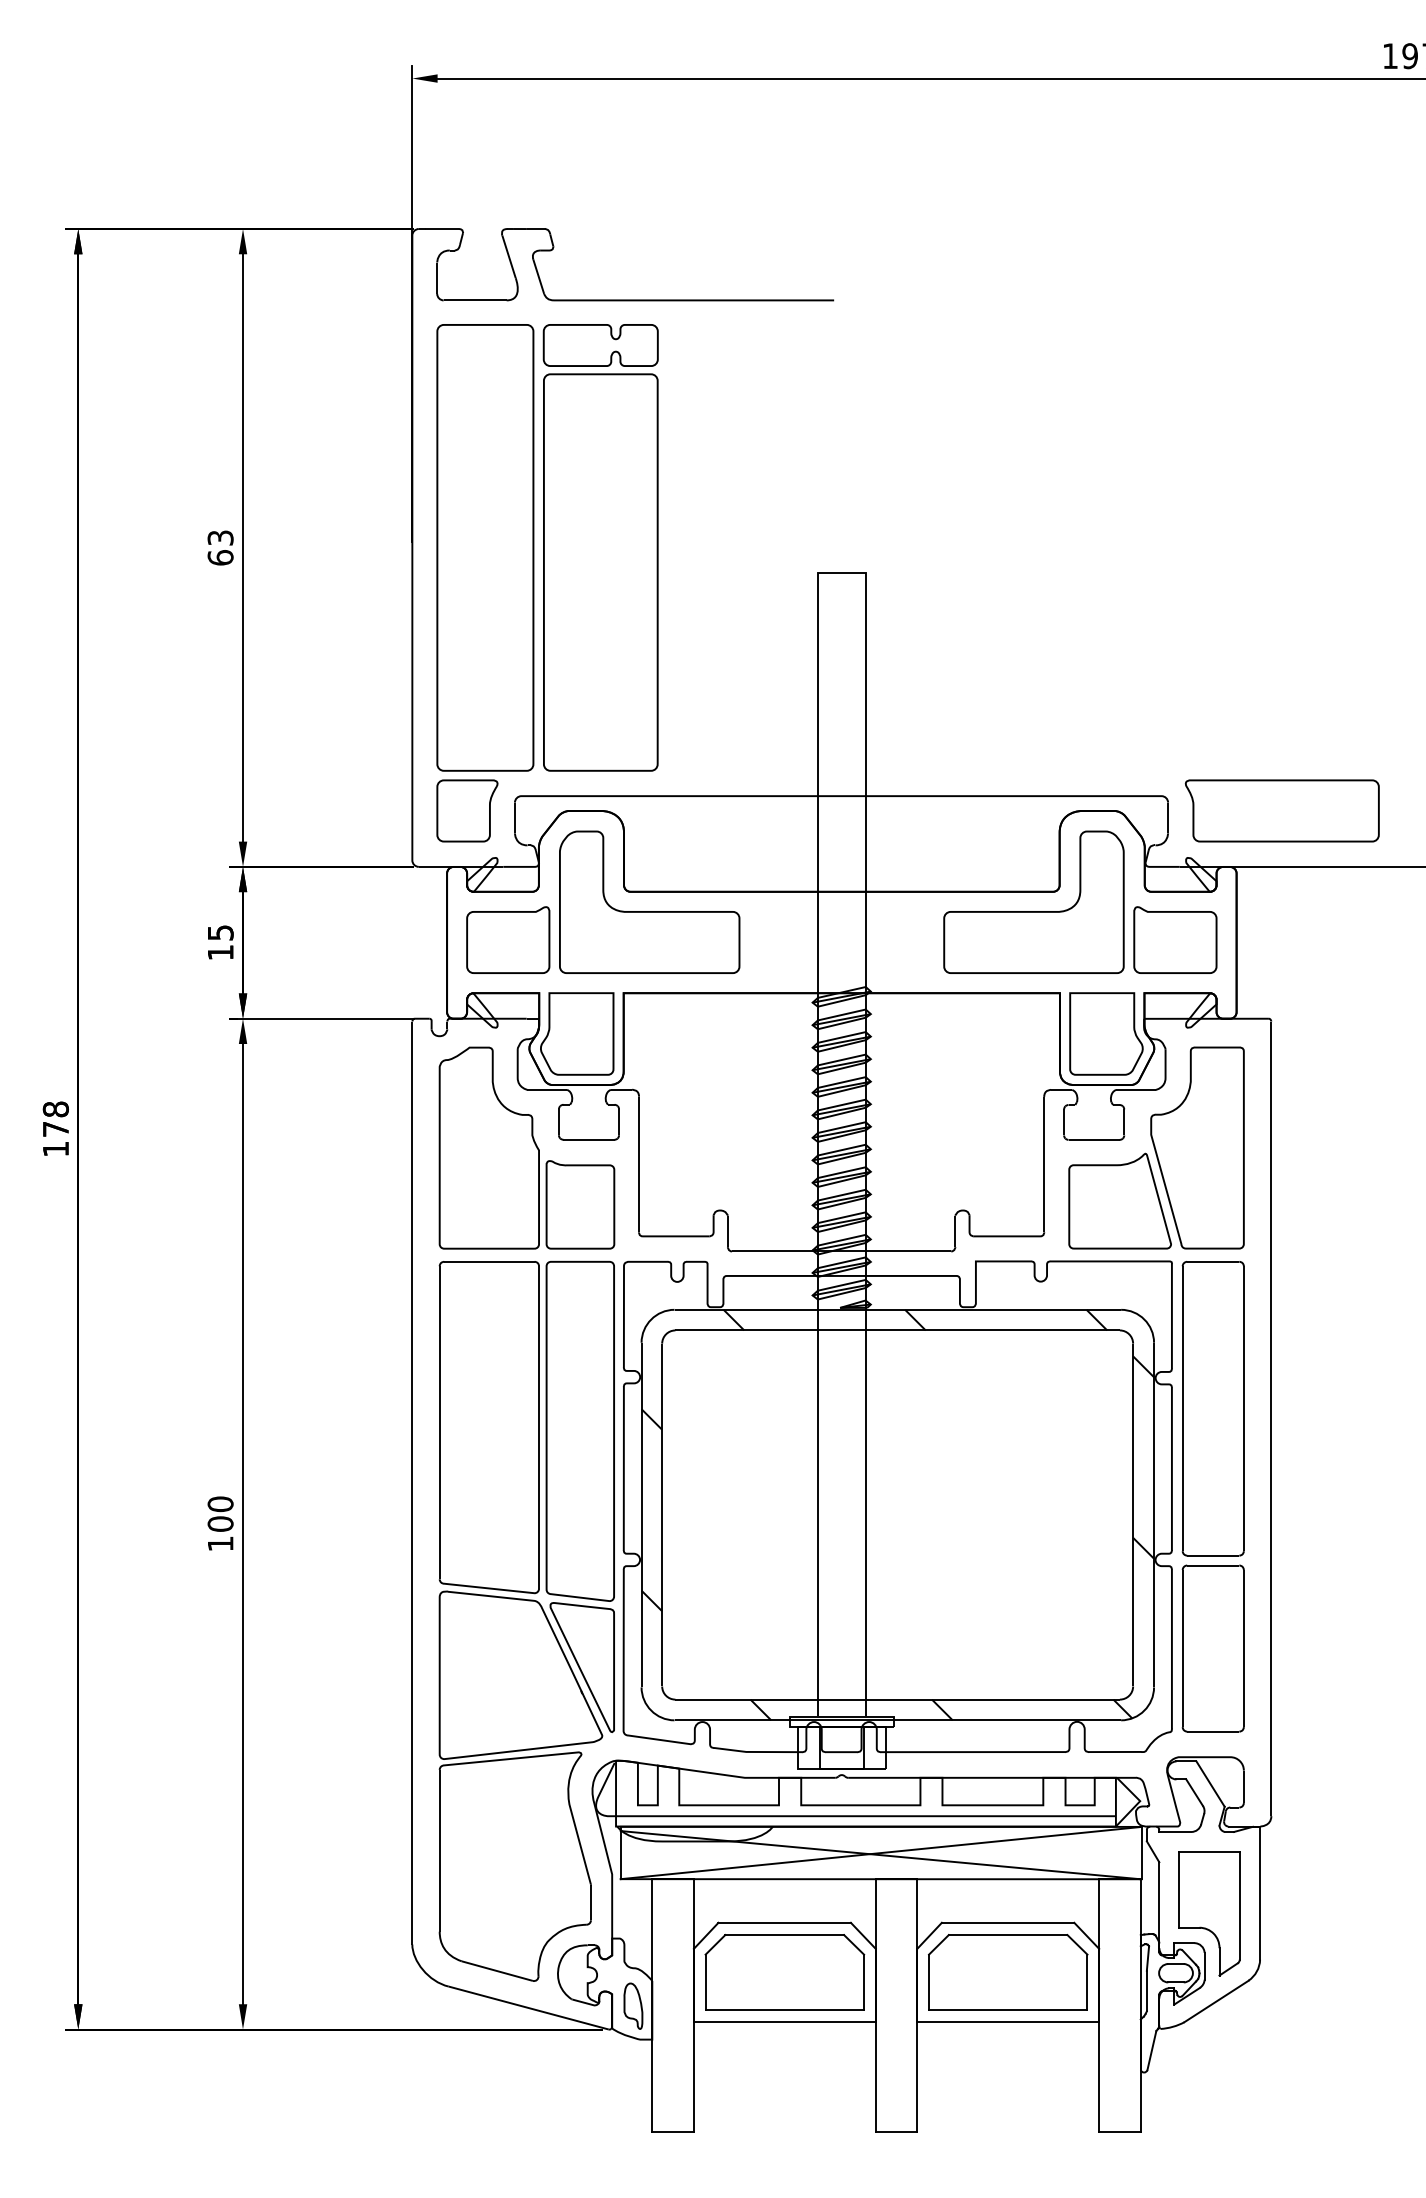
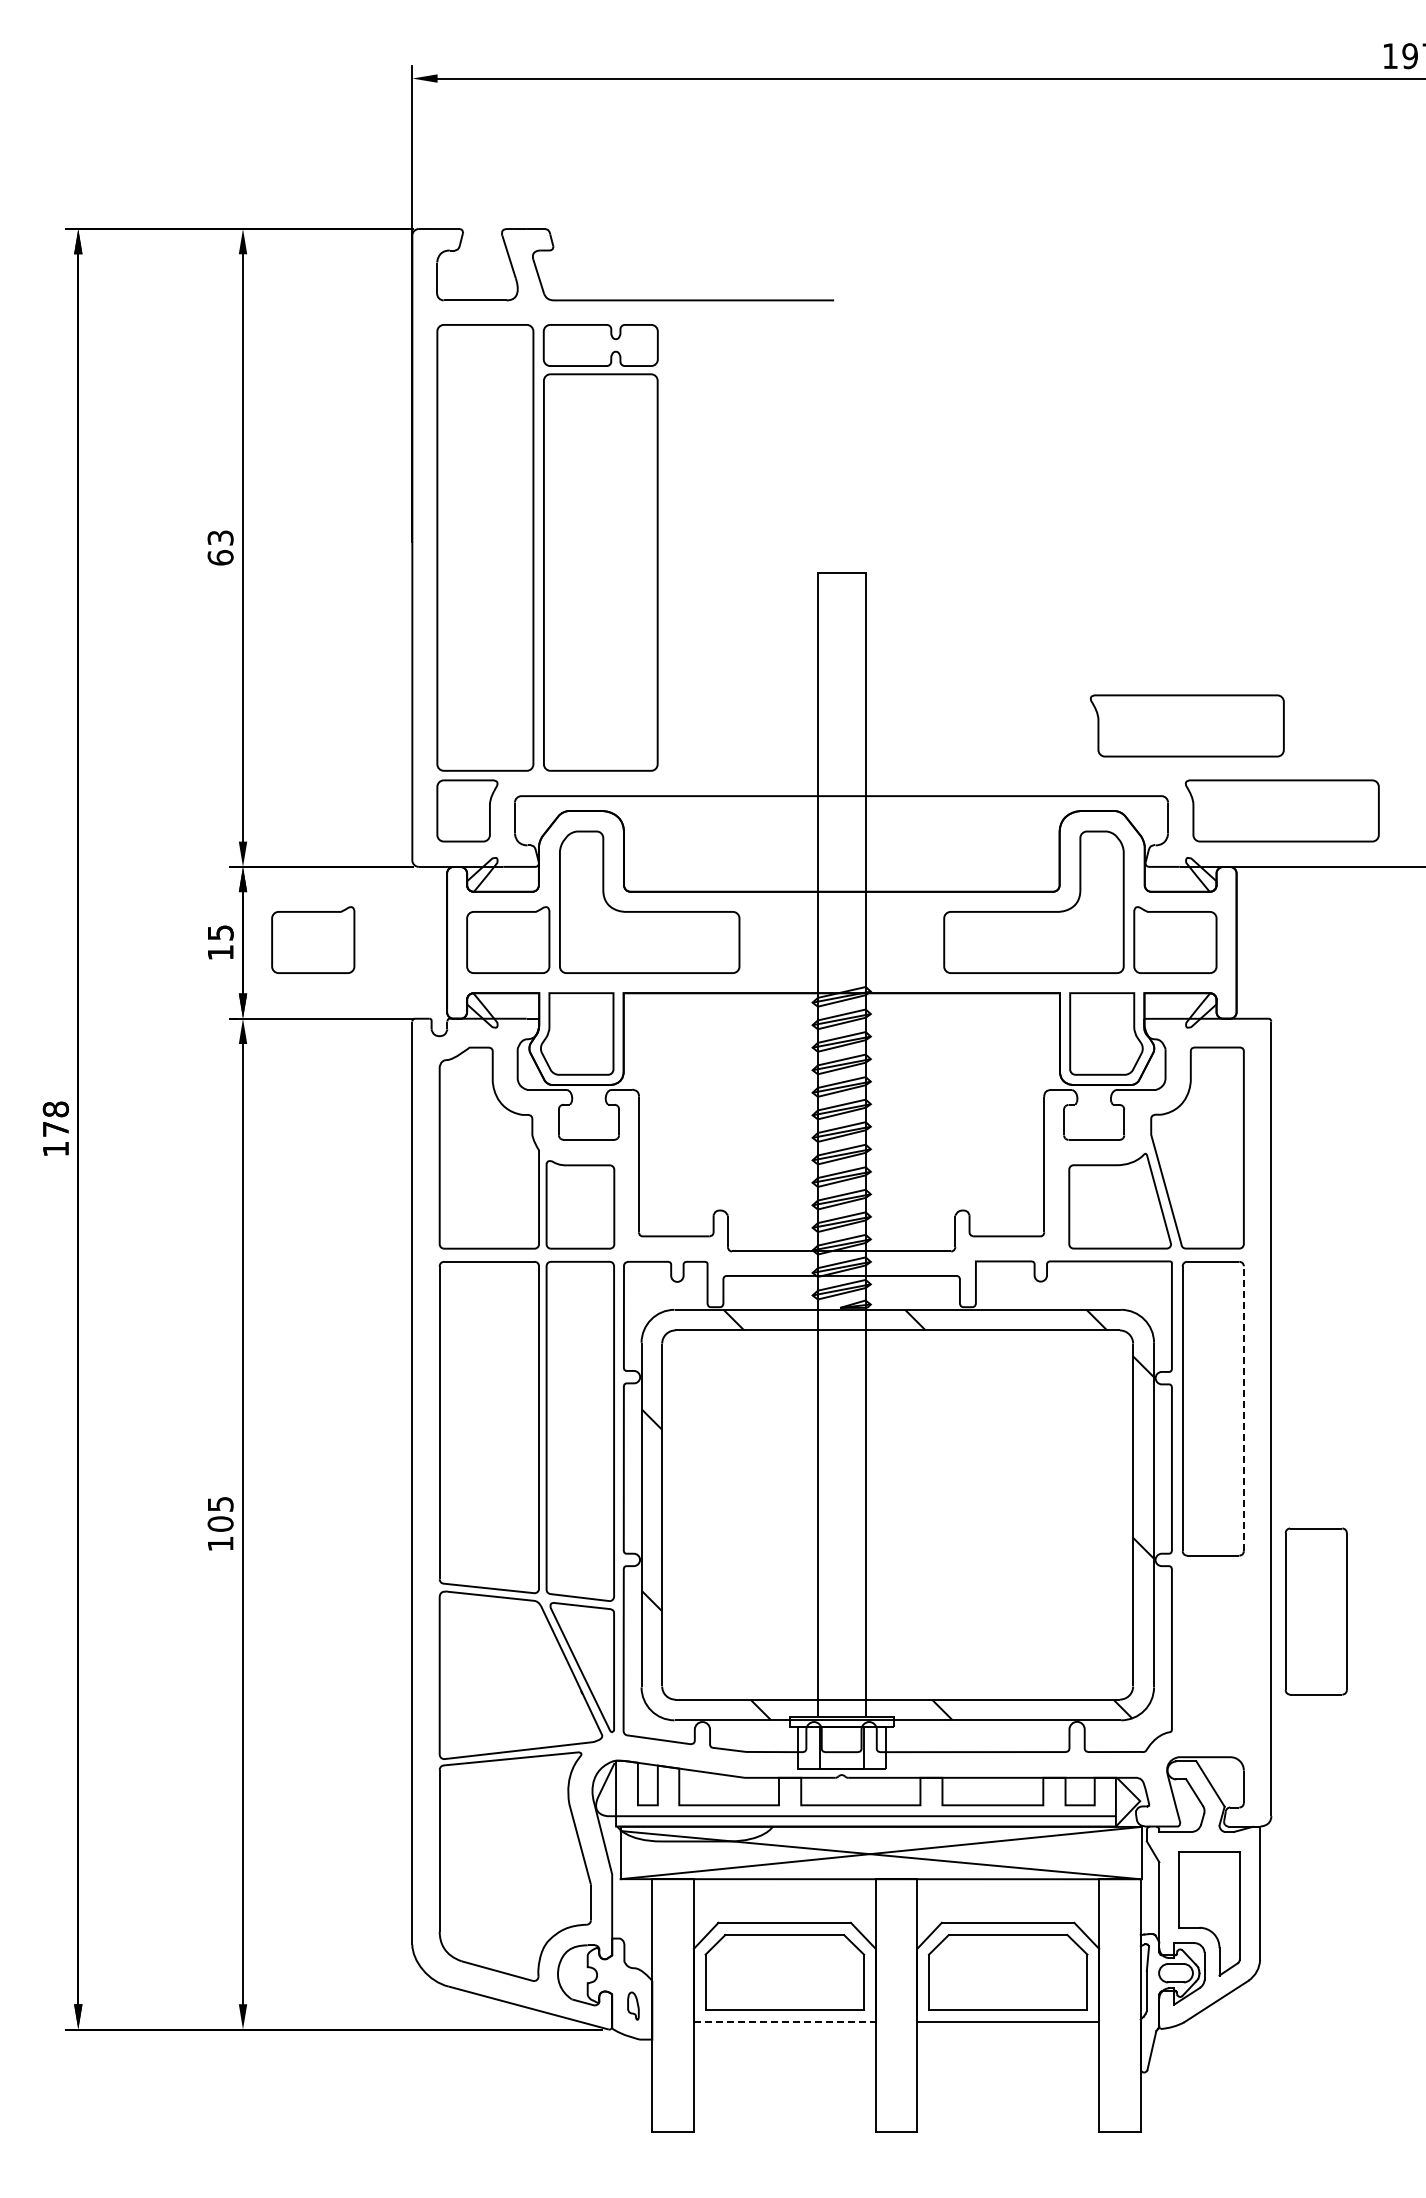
part: none -> present (1186, 725)
part: none -> present (313, 939)
line: solid -> dashed (1243, 1408)
text: 100 -> 105 (220, 1504)
part position: (1212, 1648) -> (1315, 1611) (1315, 1611)
part size: 21x48 px -> 13x30 px (633, 2005)
line: solid -> dashed (784, 2022)
